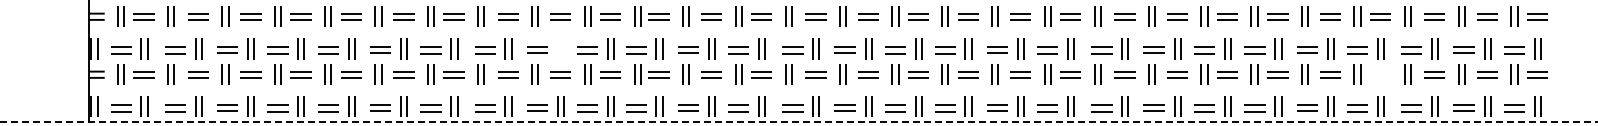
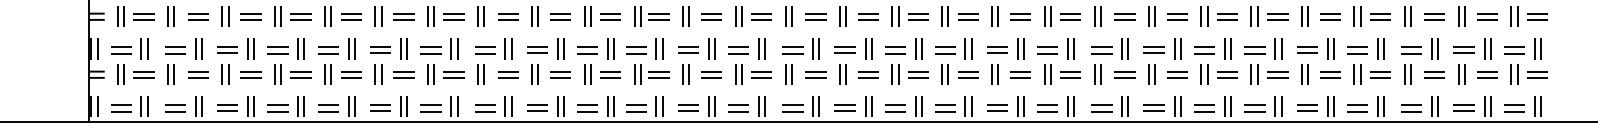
part: none -> present (560, 48)
part: none -> present (1380, 74)
line: dashed -> solid (799, 122)
